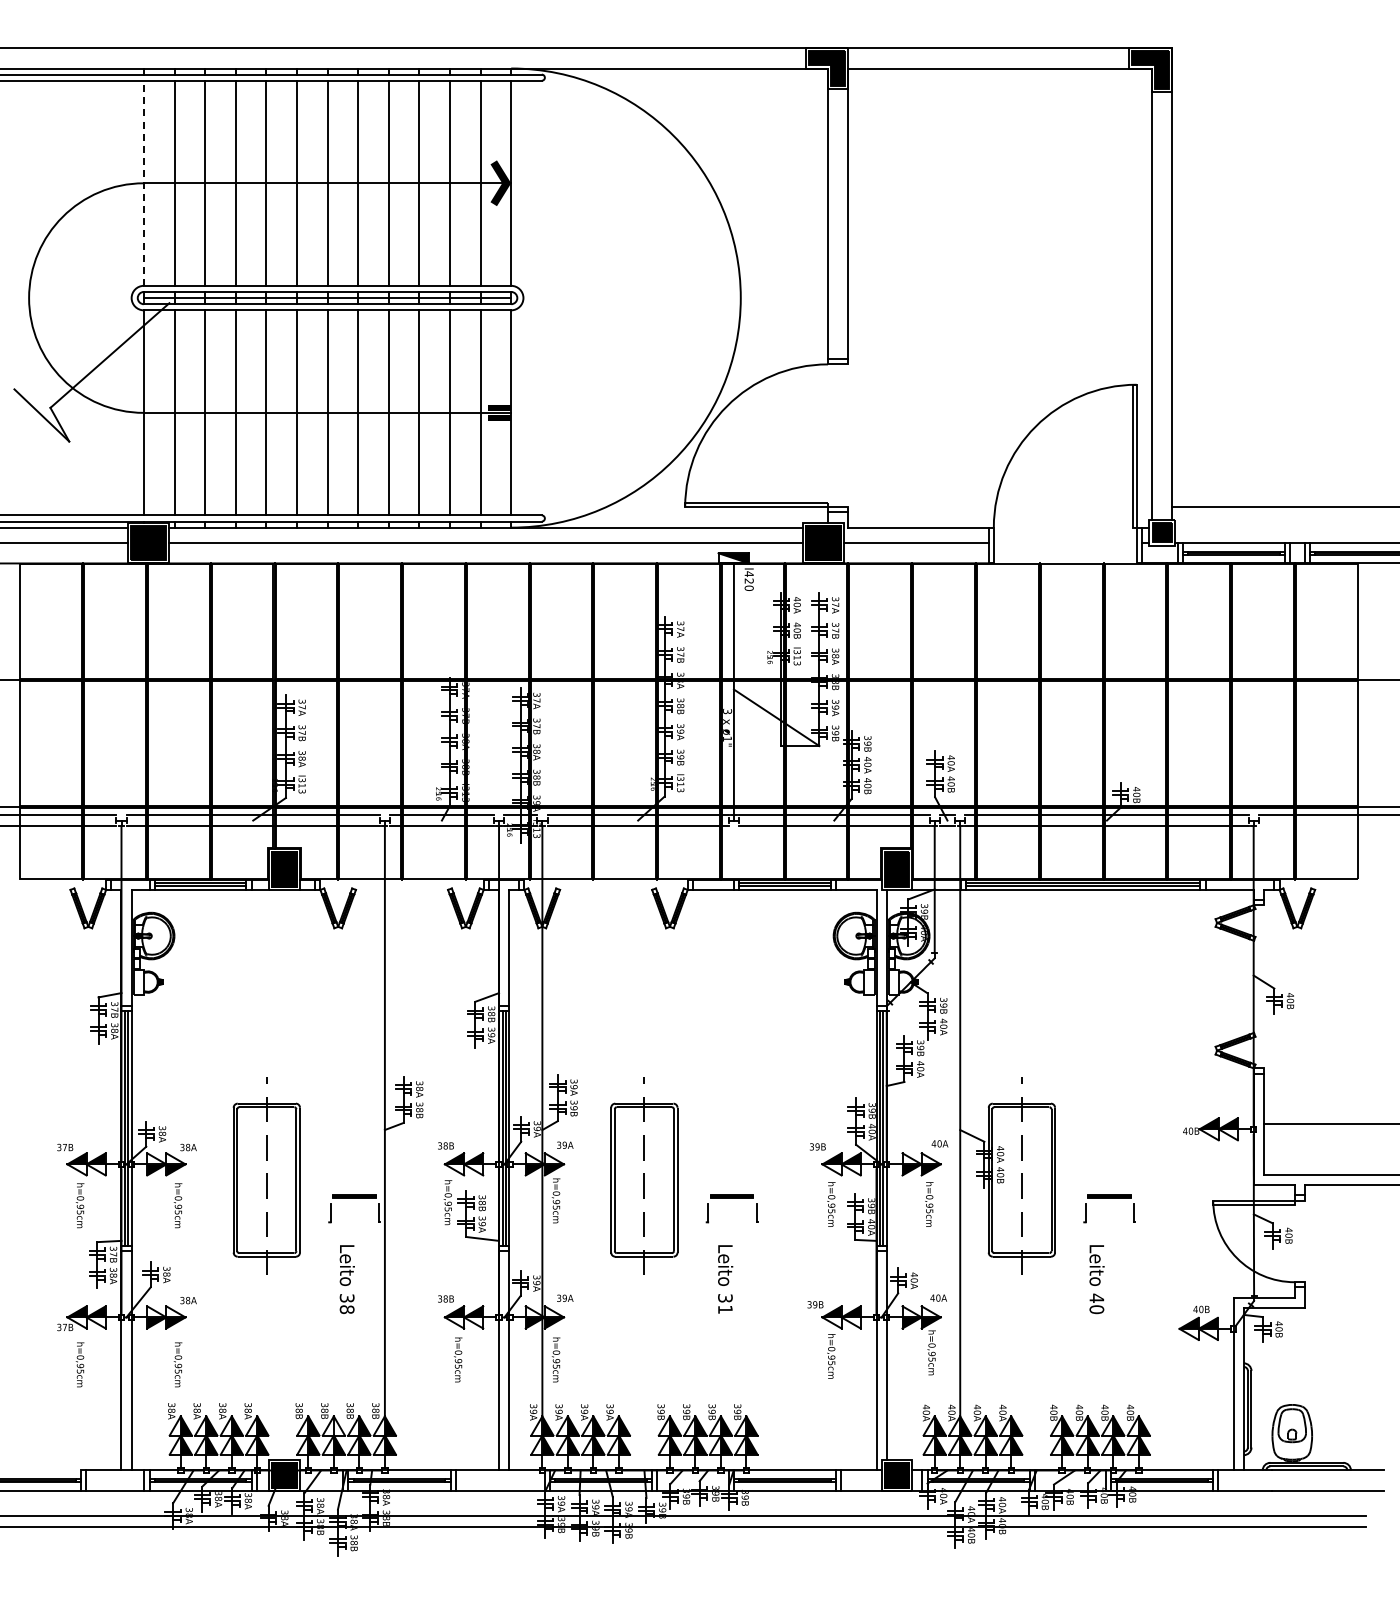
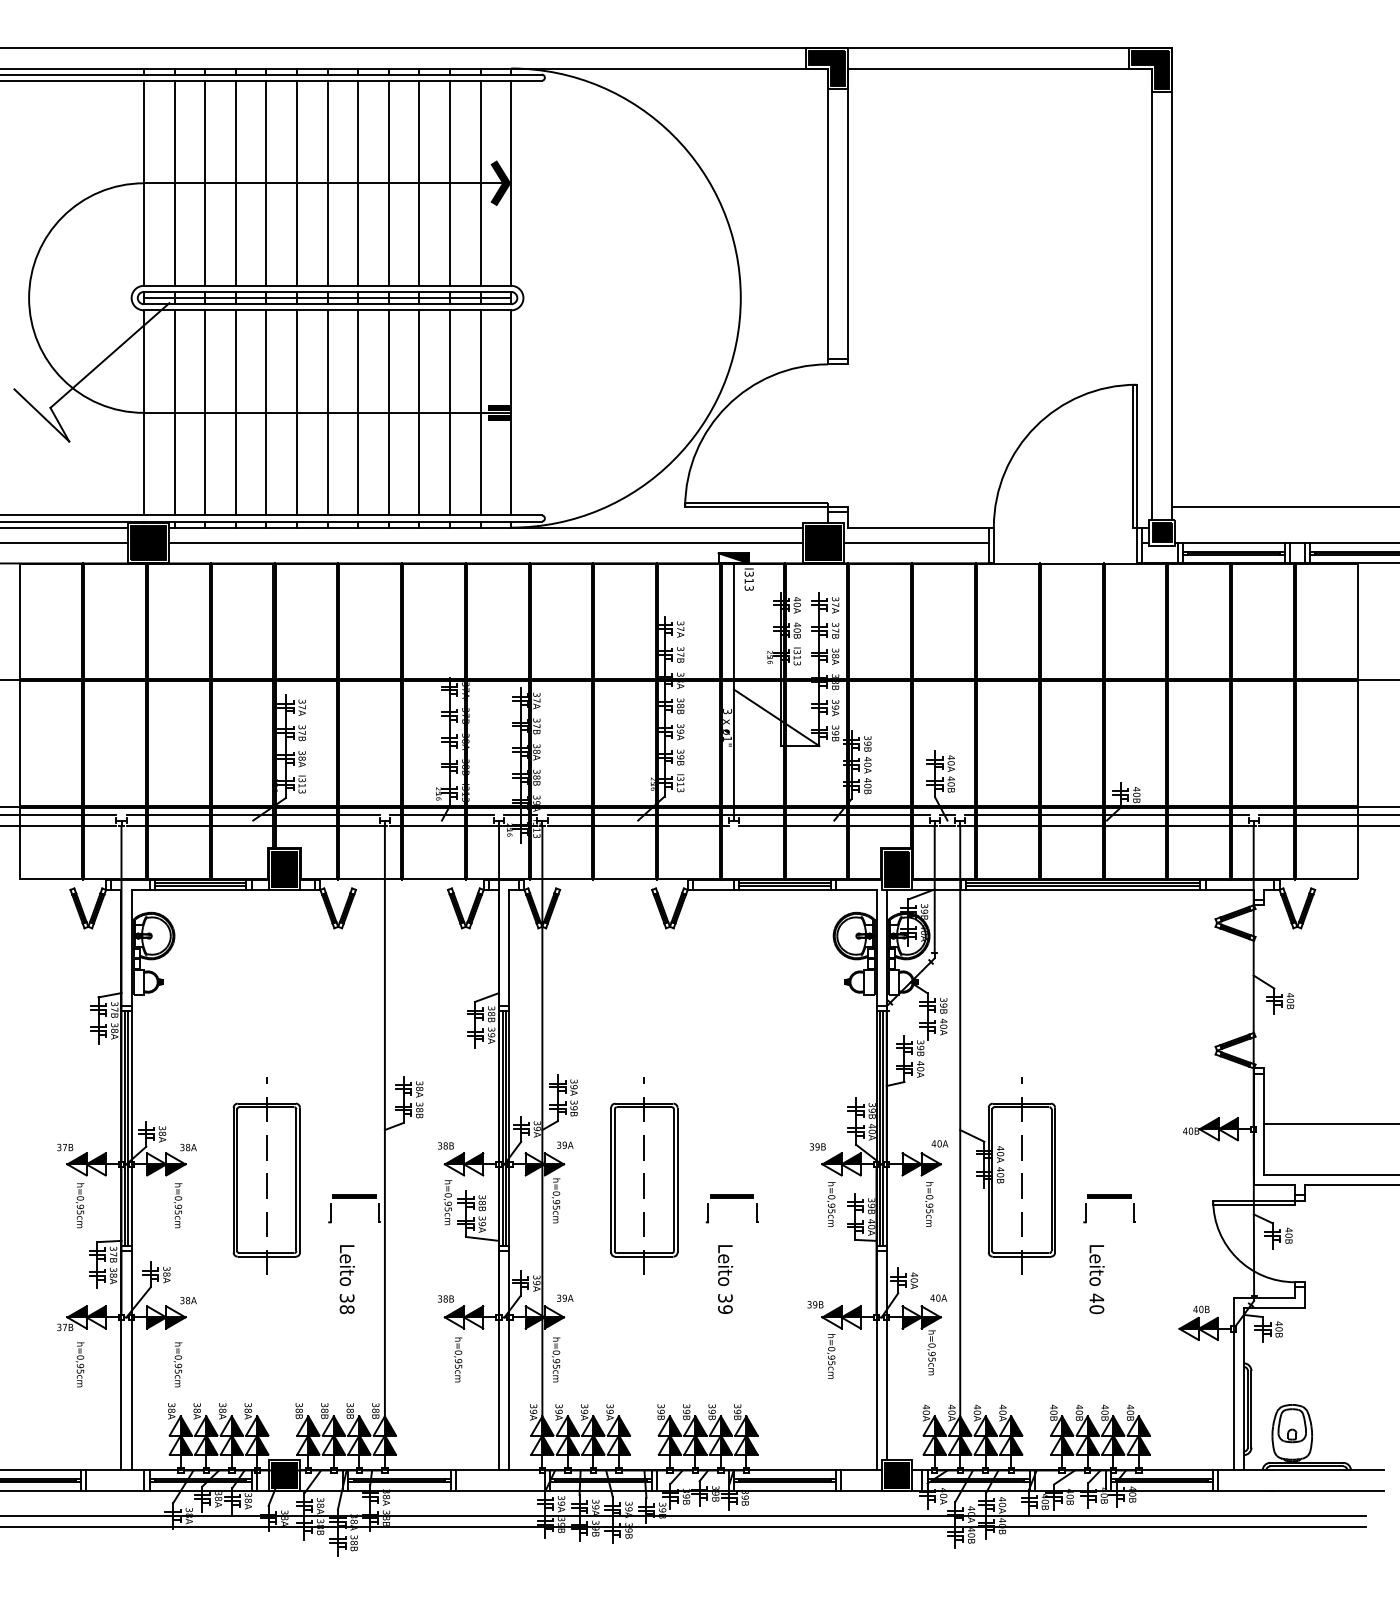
line: dashed -> solid (143, 183)
text: I420 -> I313 (748, 580)
line: none -> present (1327, 825)
text: 31 -> 39 (725, 1309)
fill: none -> present (338, 1425)
line: none -> present (41, 1470)
